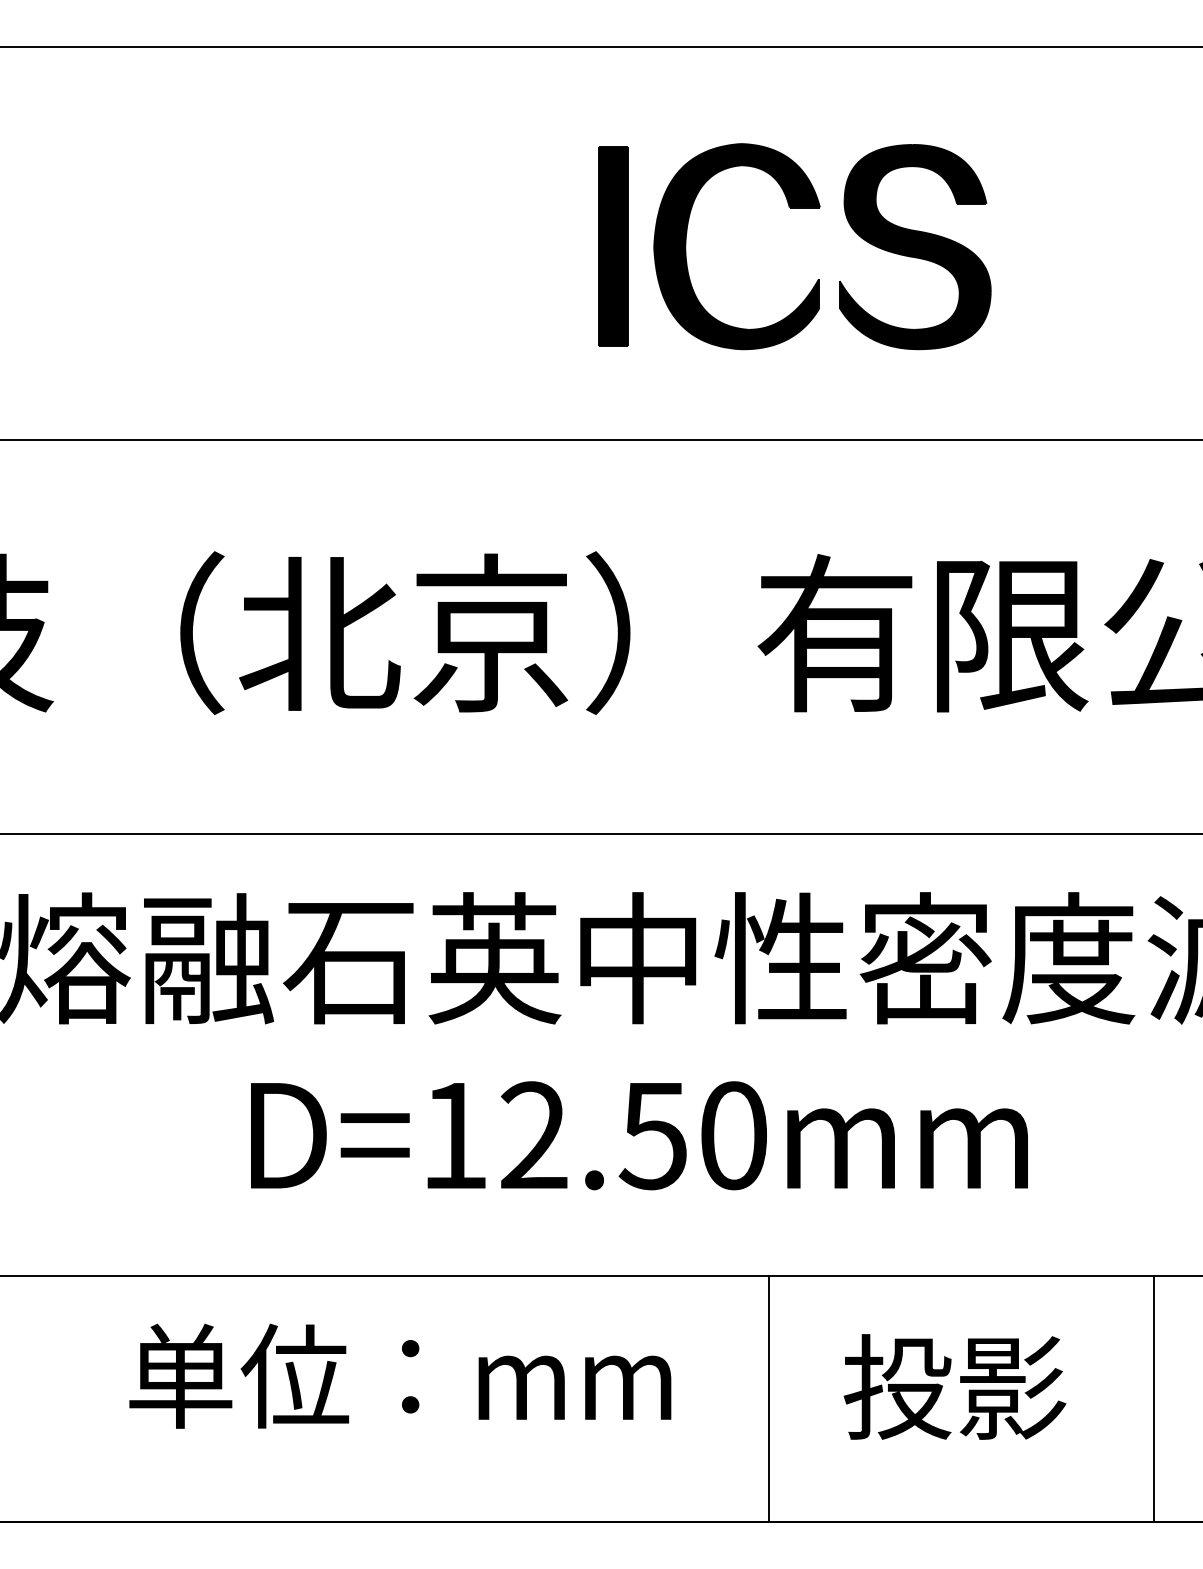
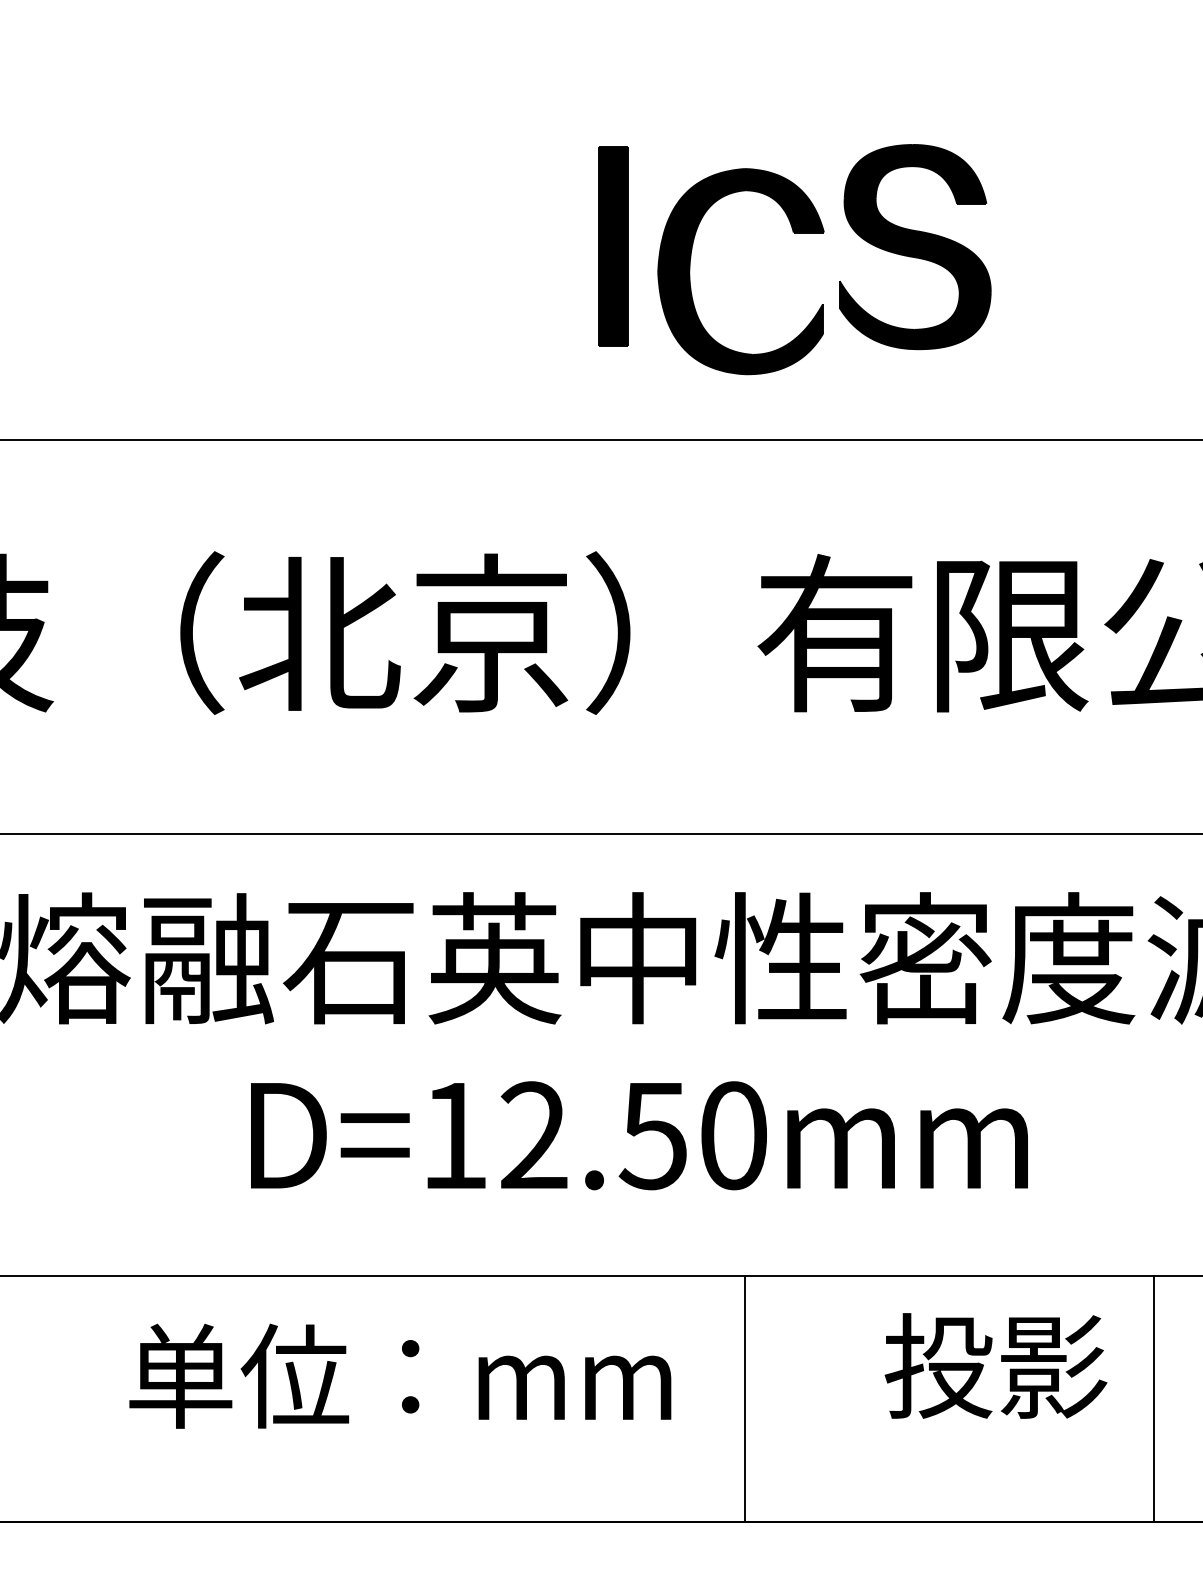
line: present -> none (600, 47)
part position: (686, 246) -> (690, 271) (690, 271)
text position: (954, 1386) -> (995, 1365) (995, 1365)
line position: (769, 1398) -> (745, 1398) (745, 1398)
